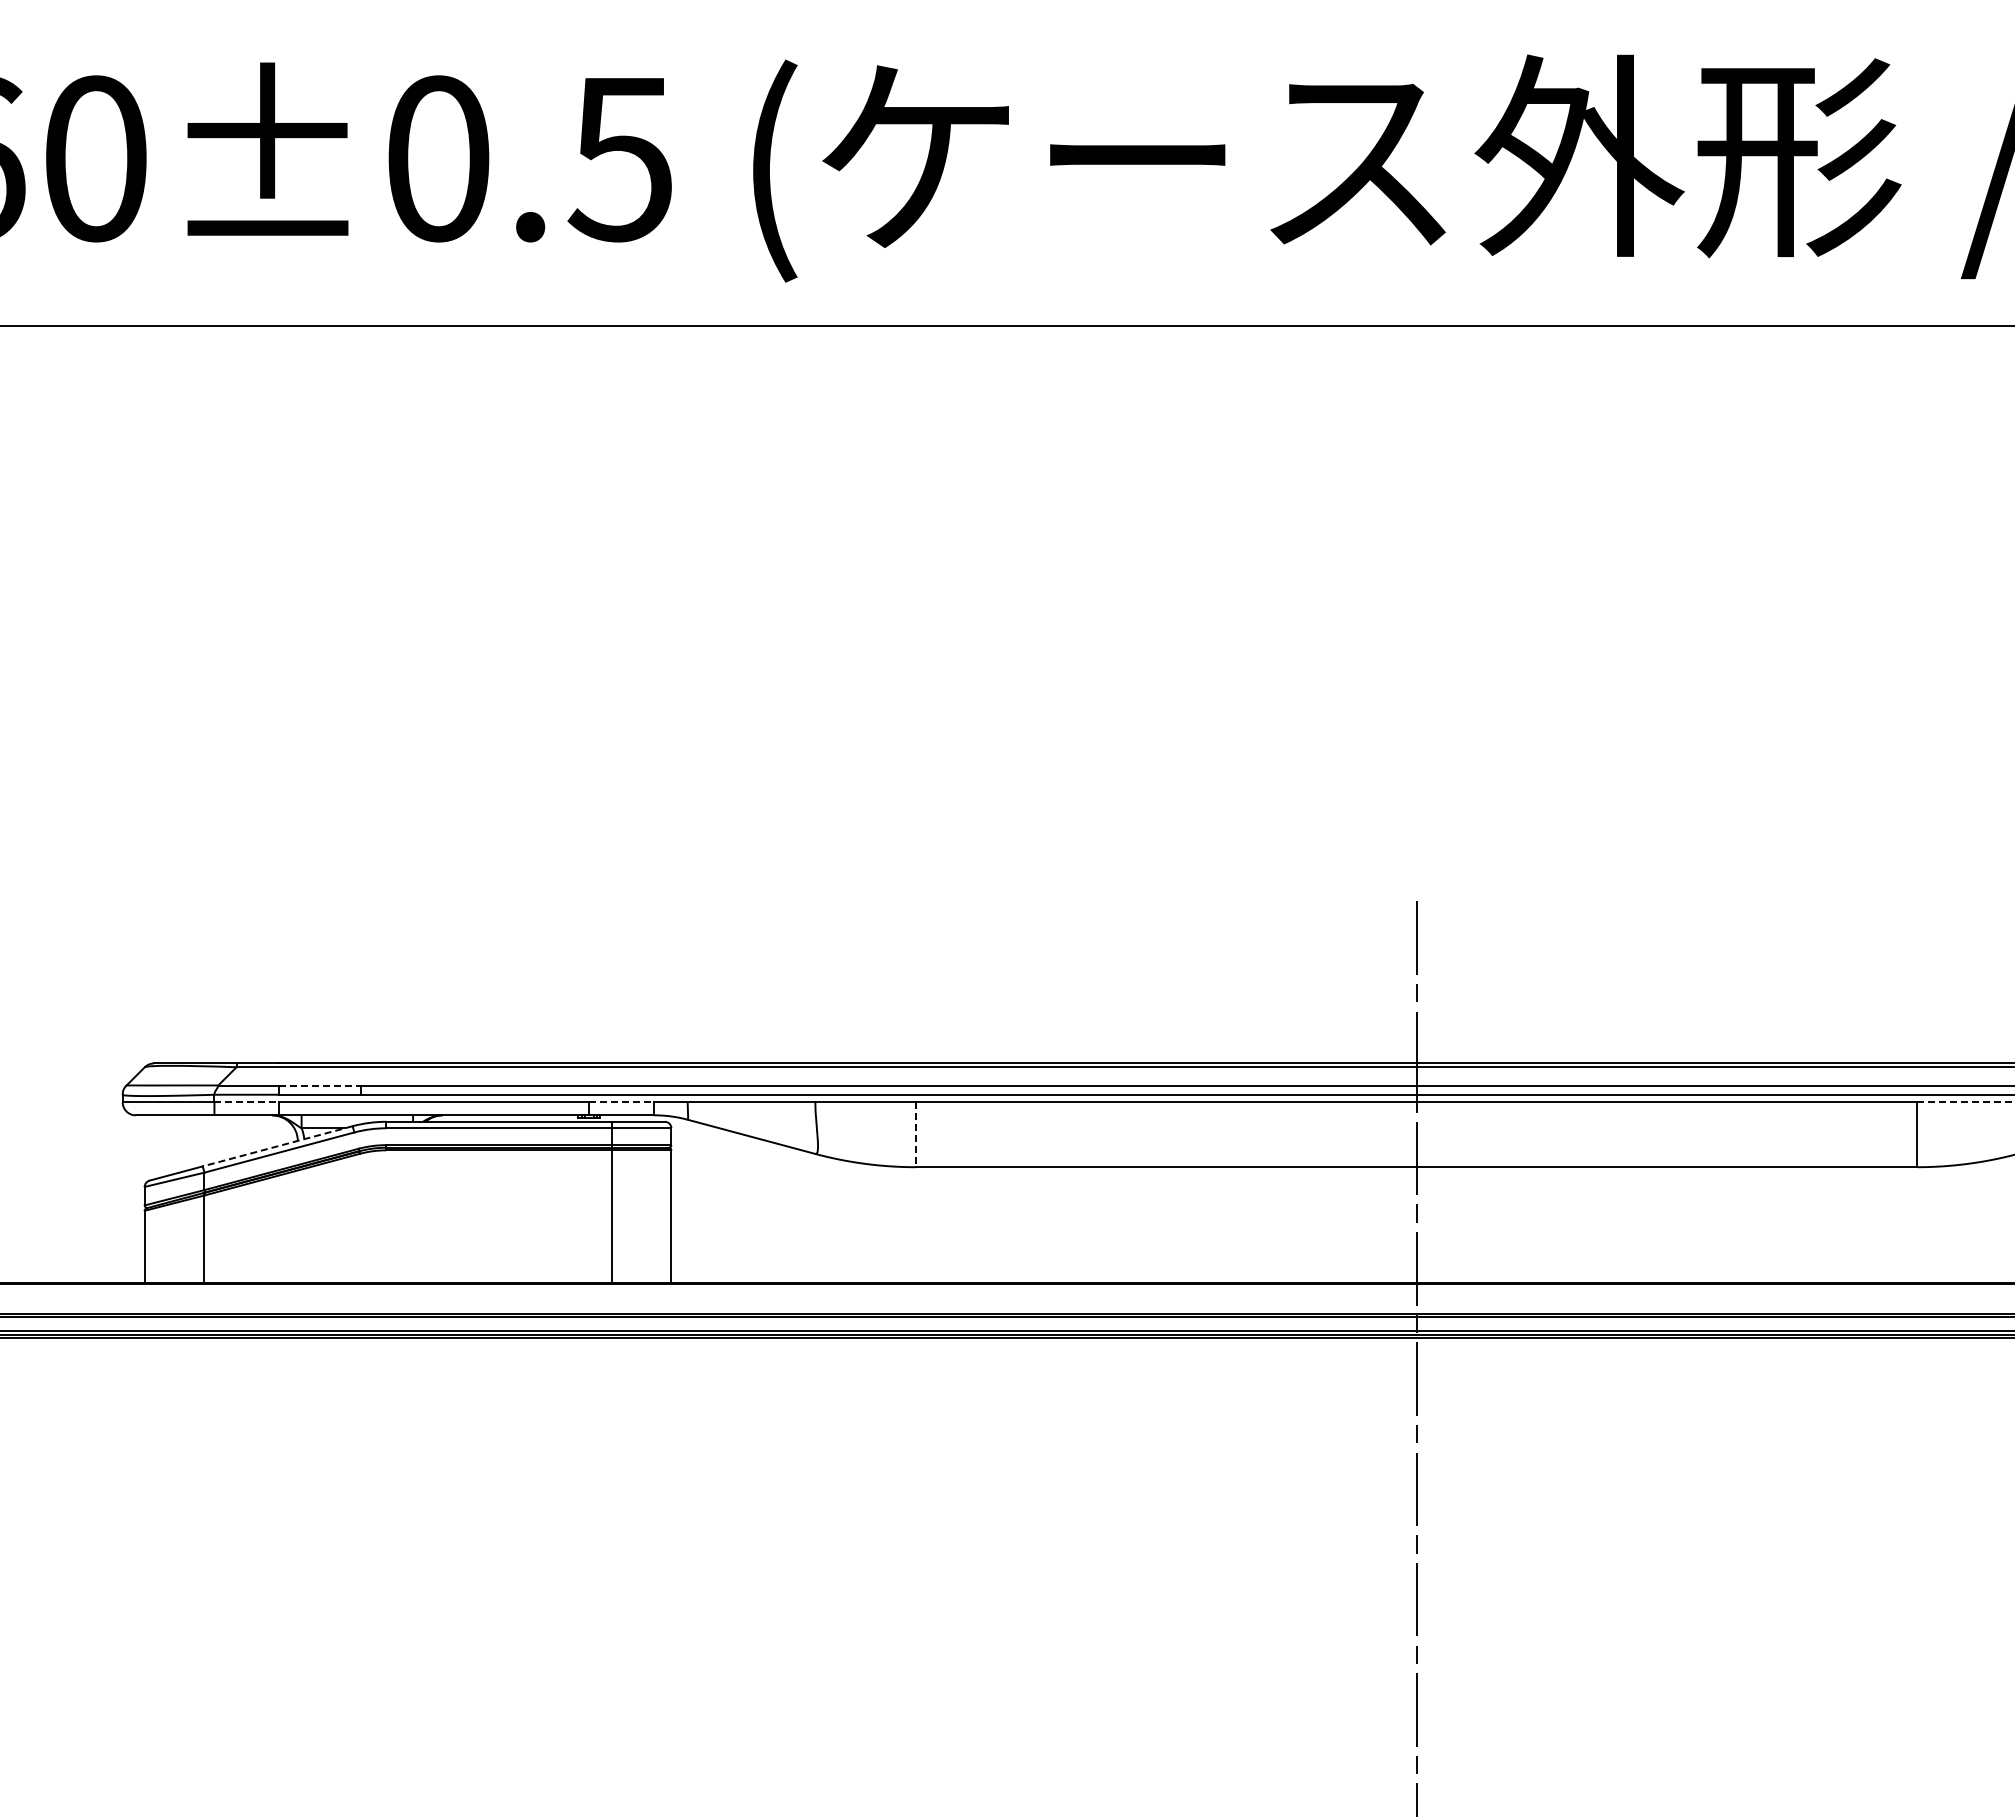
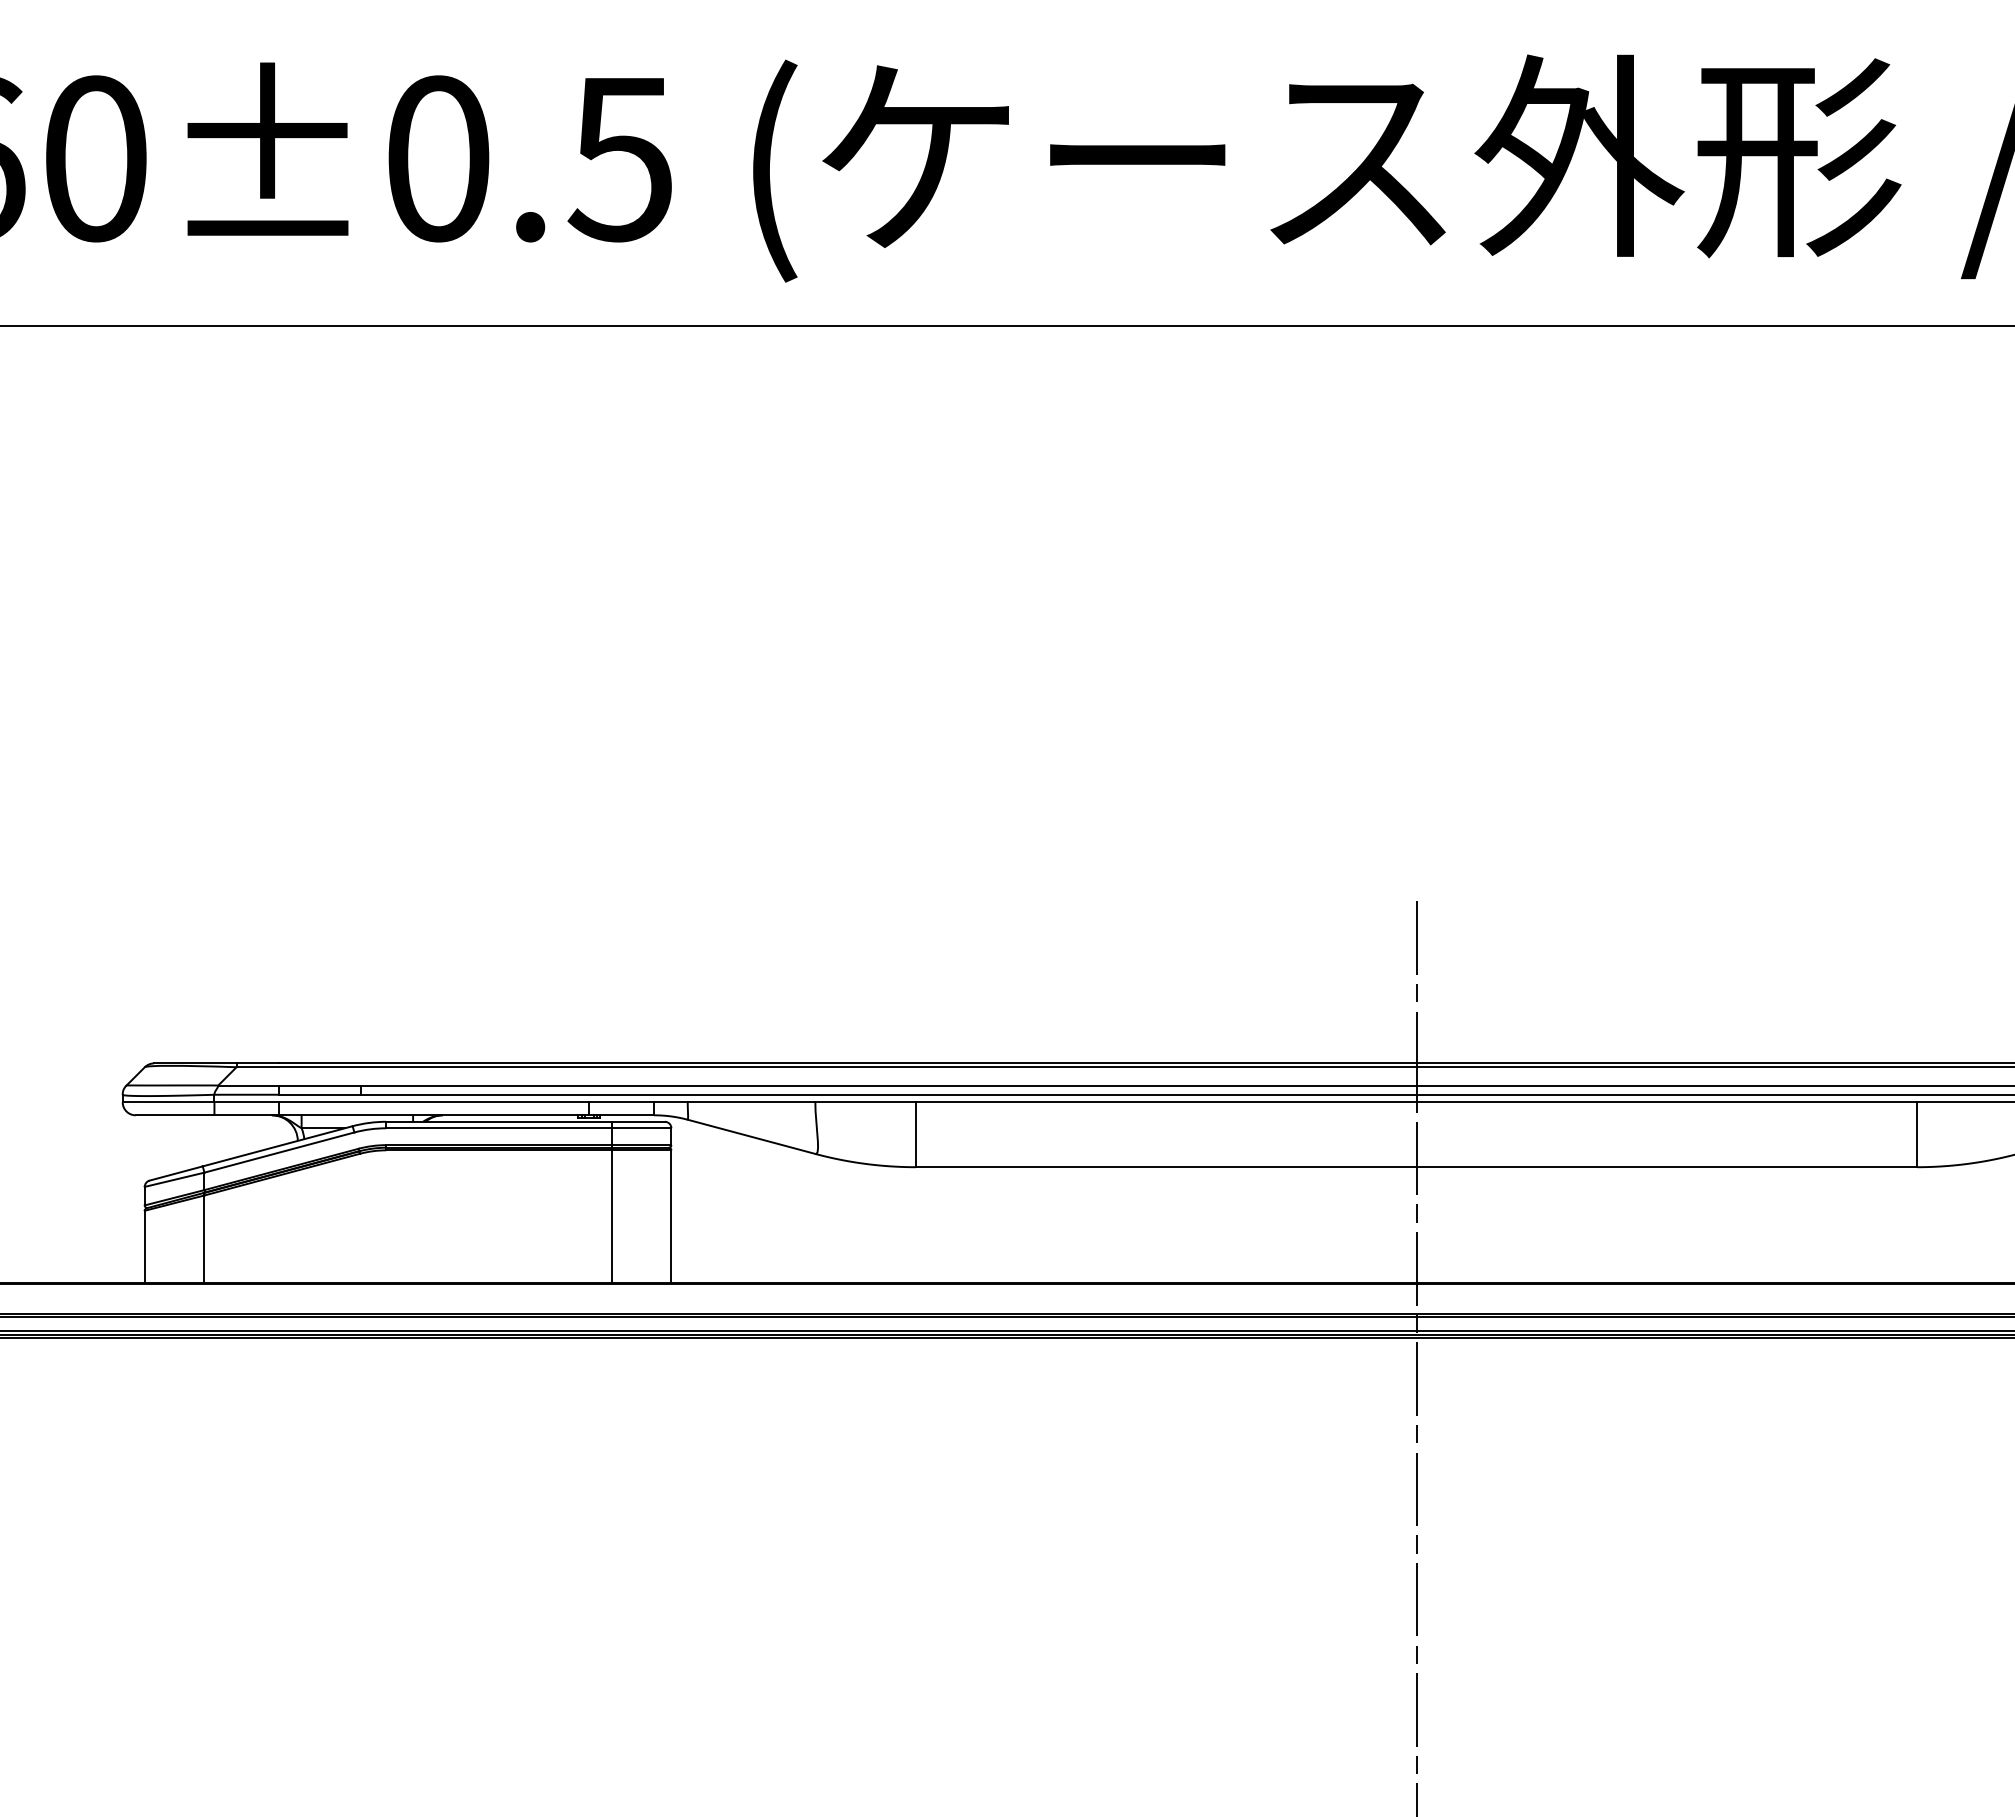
line: dashed -> solid (320, 1085)
line: dashed -> solid (247, 1102)
line: dashed -> solid (622, 1102)
line: dashed -> solid (1965, 1102)
line: dashed -> solid (916, 1135)
line: dashed -> solid (277, 1146)
